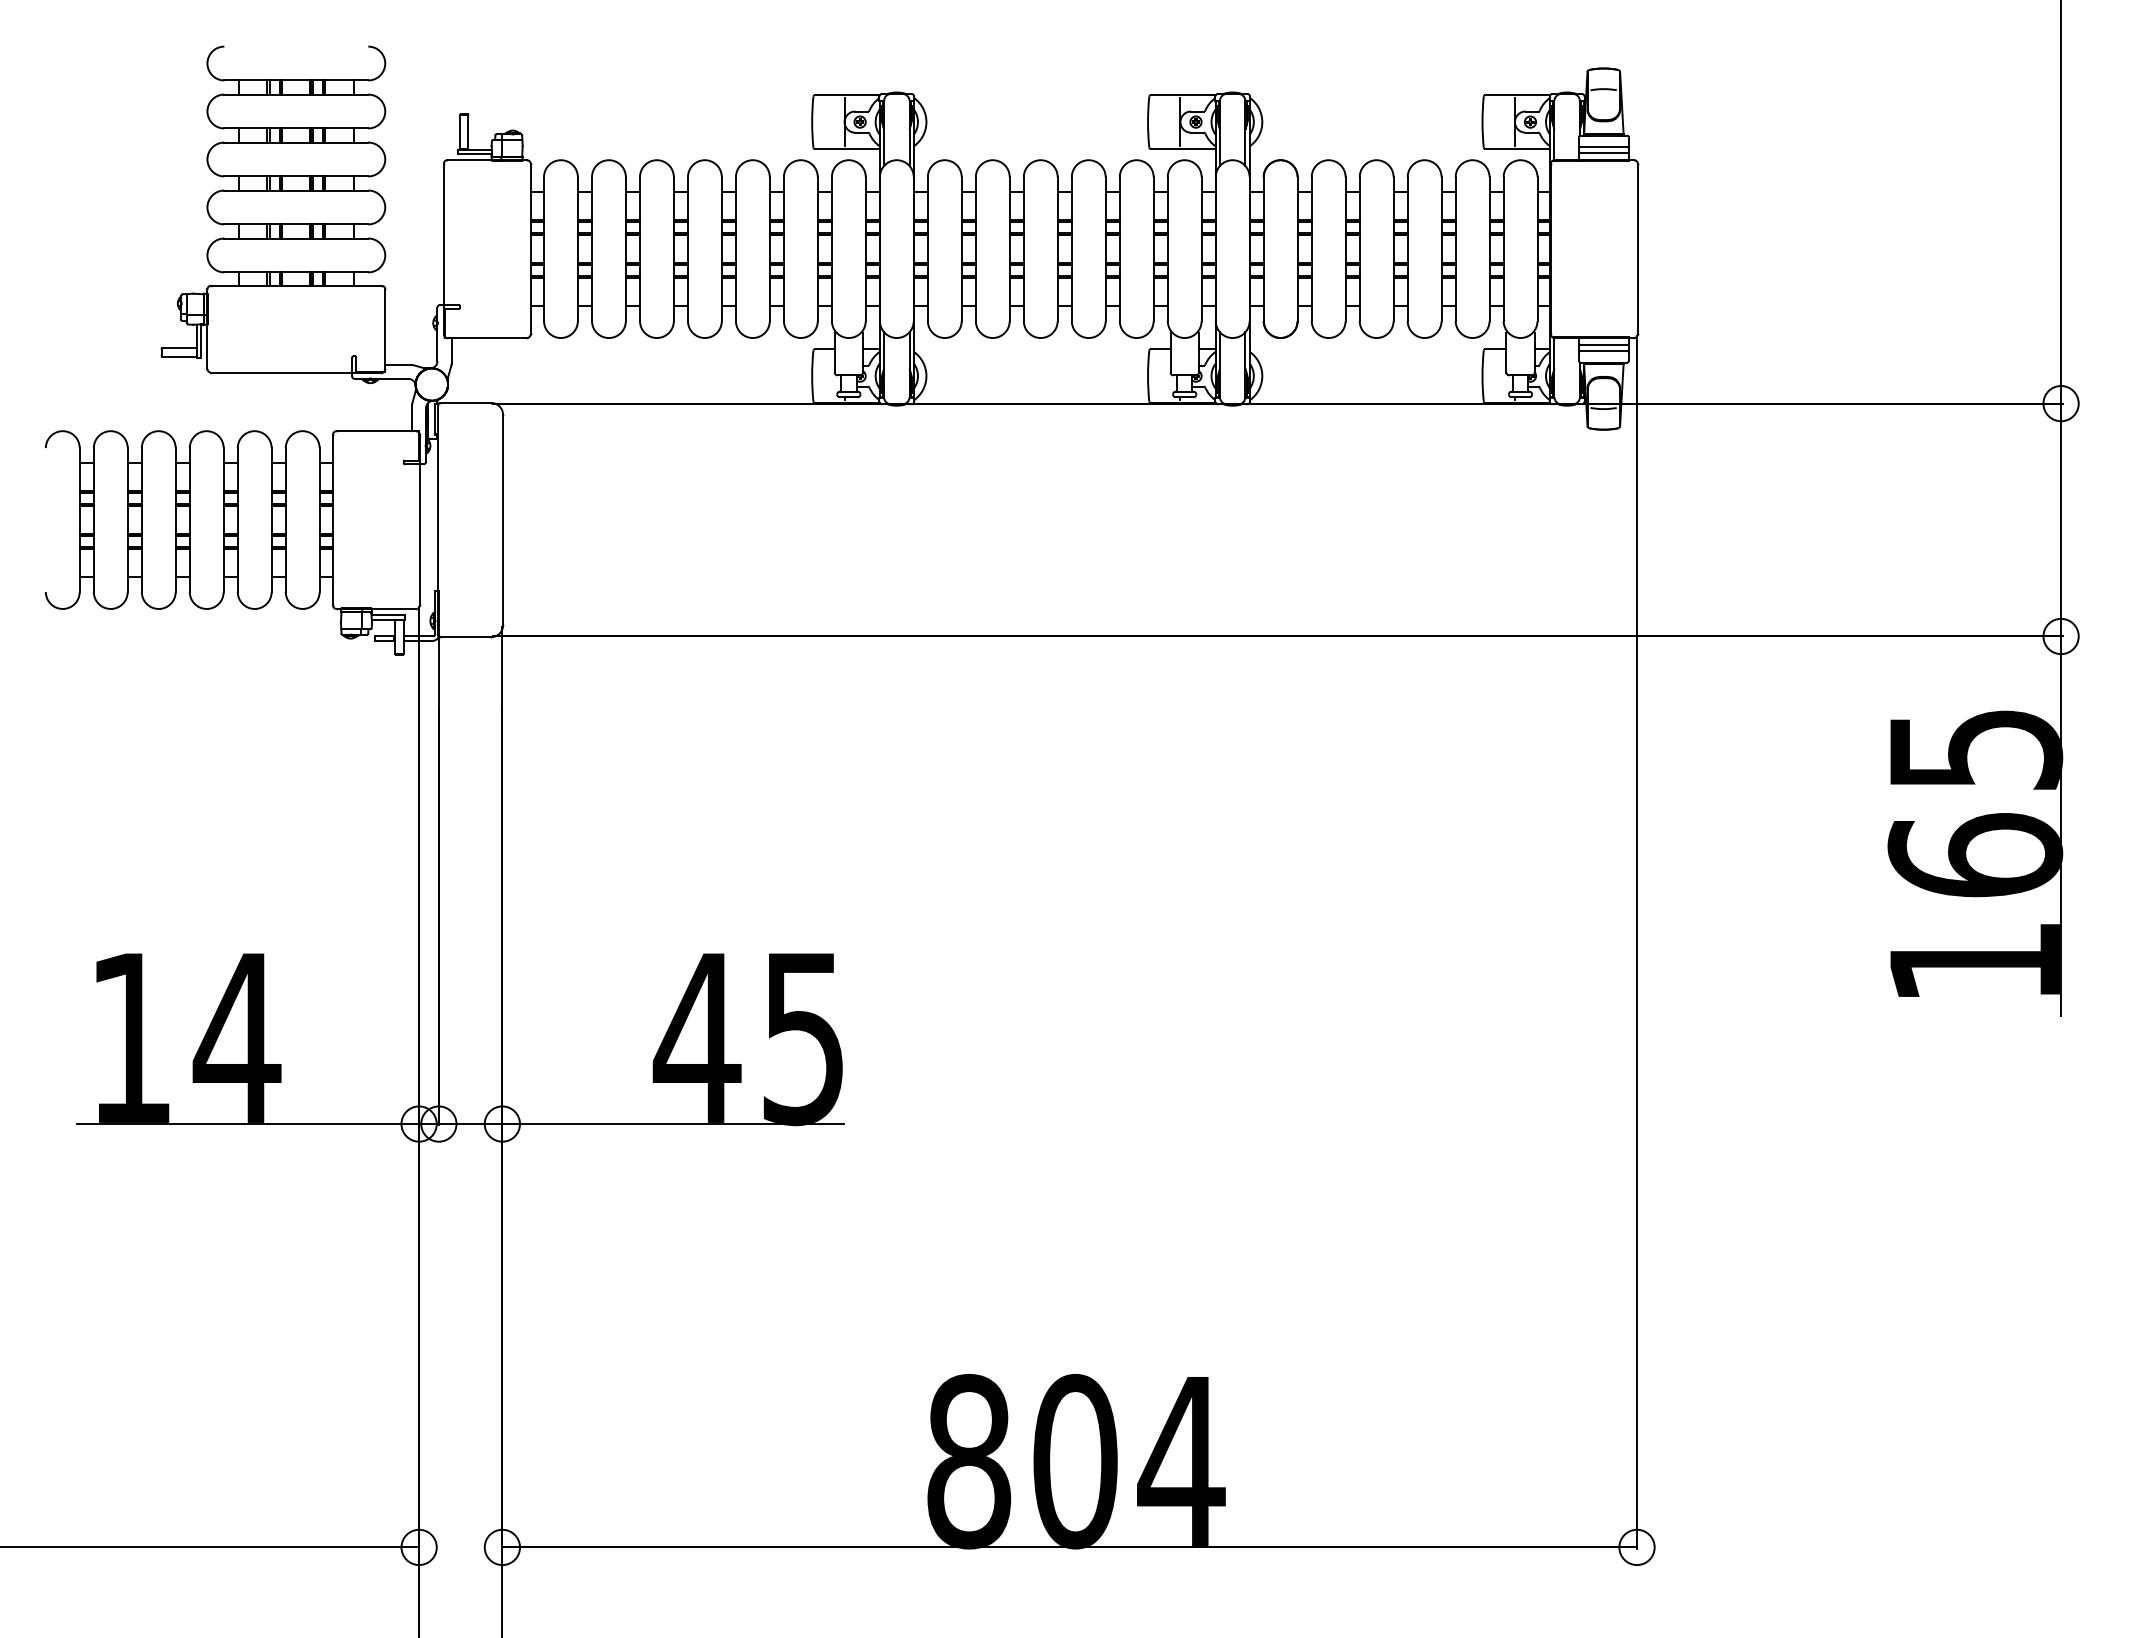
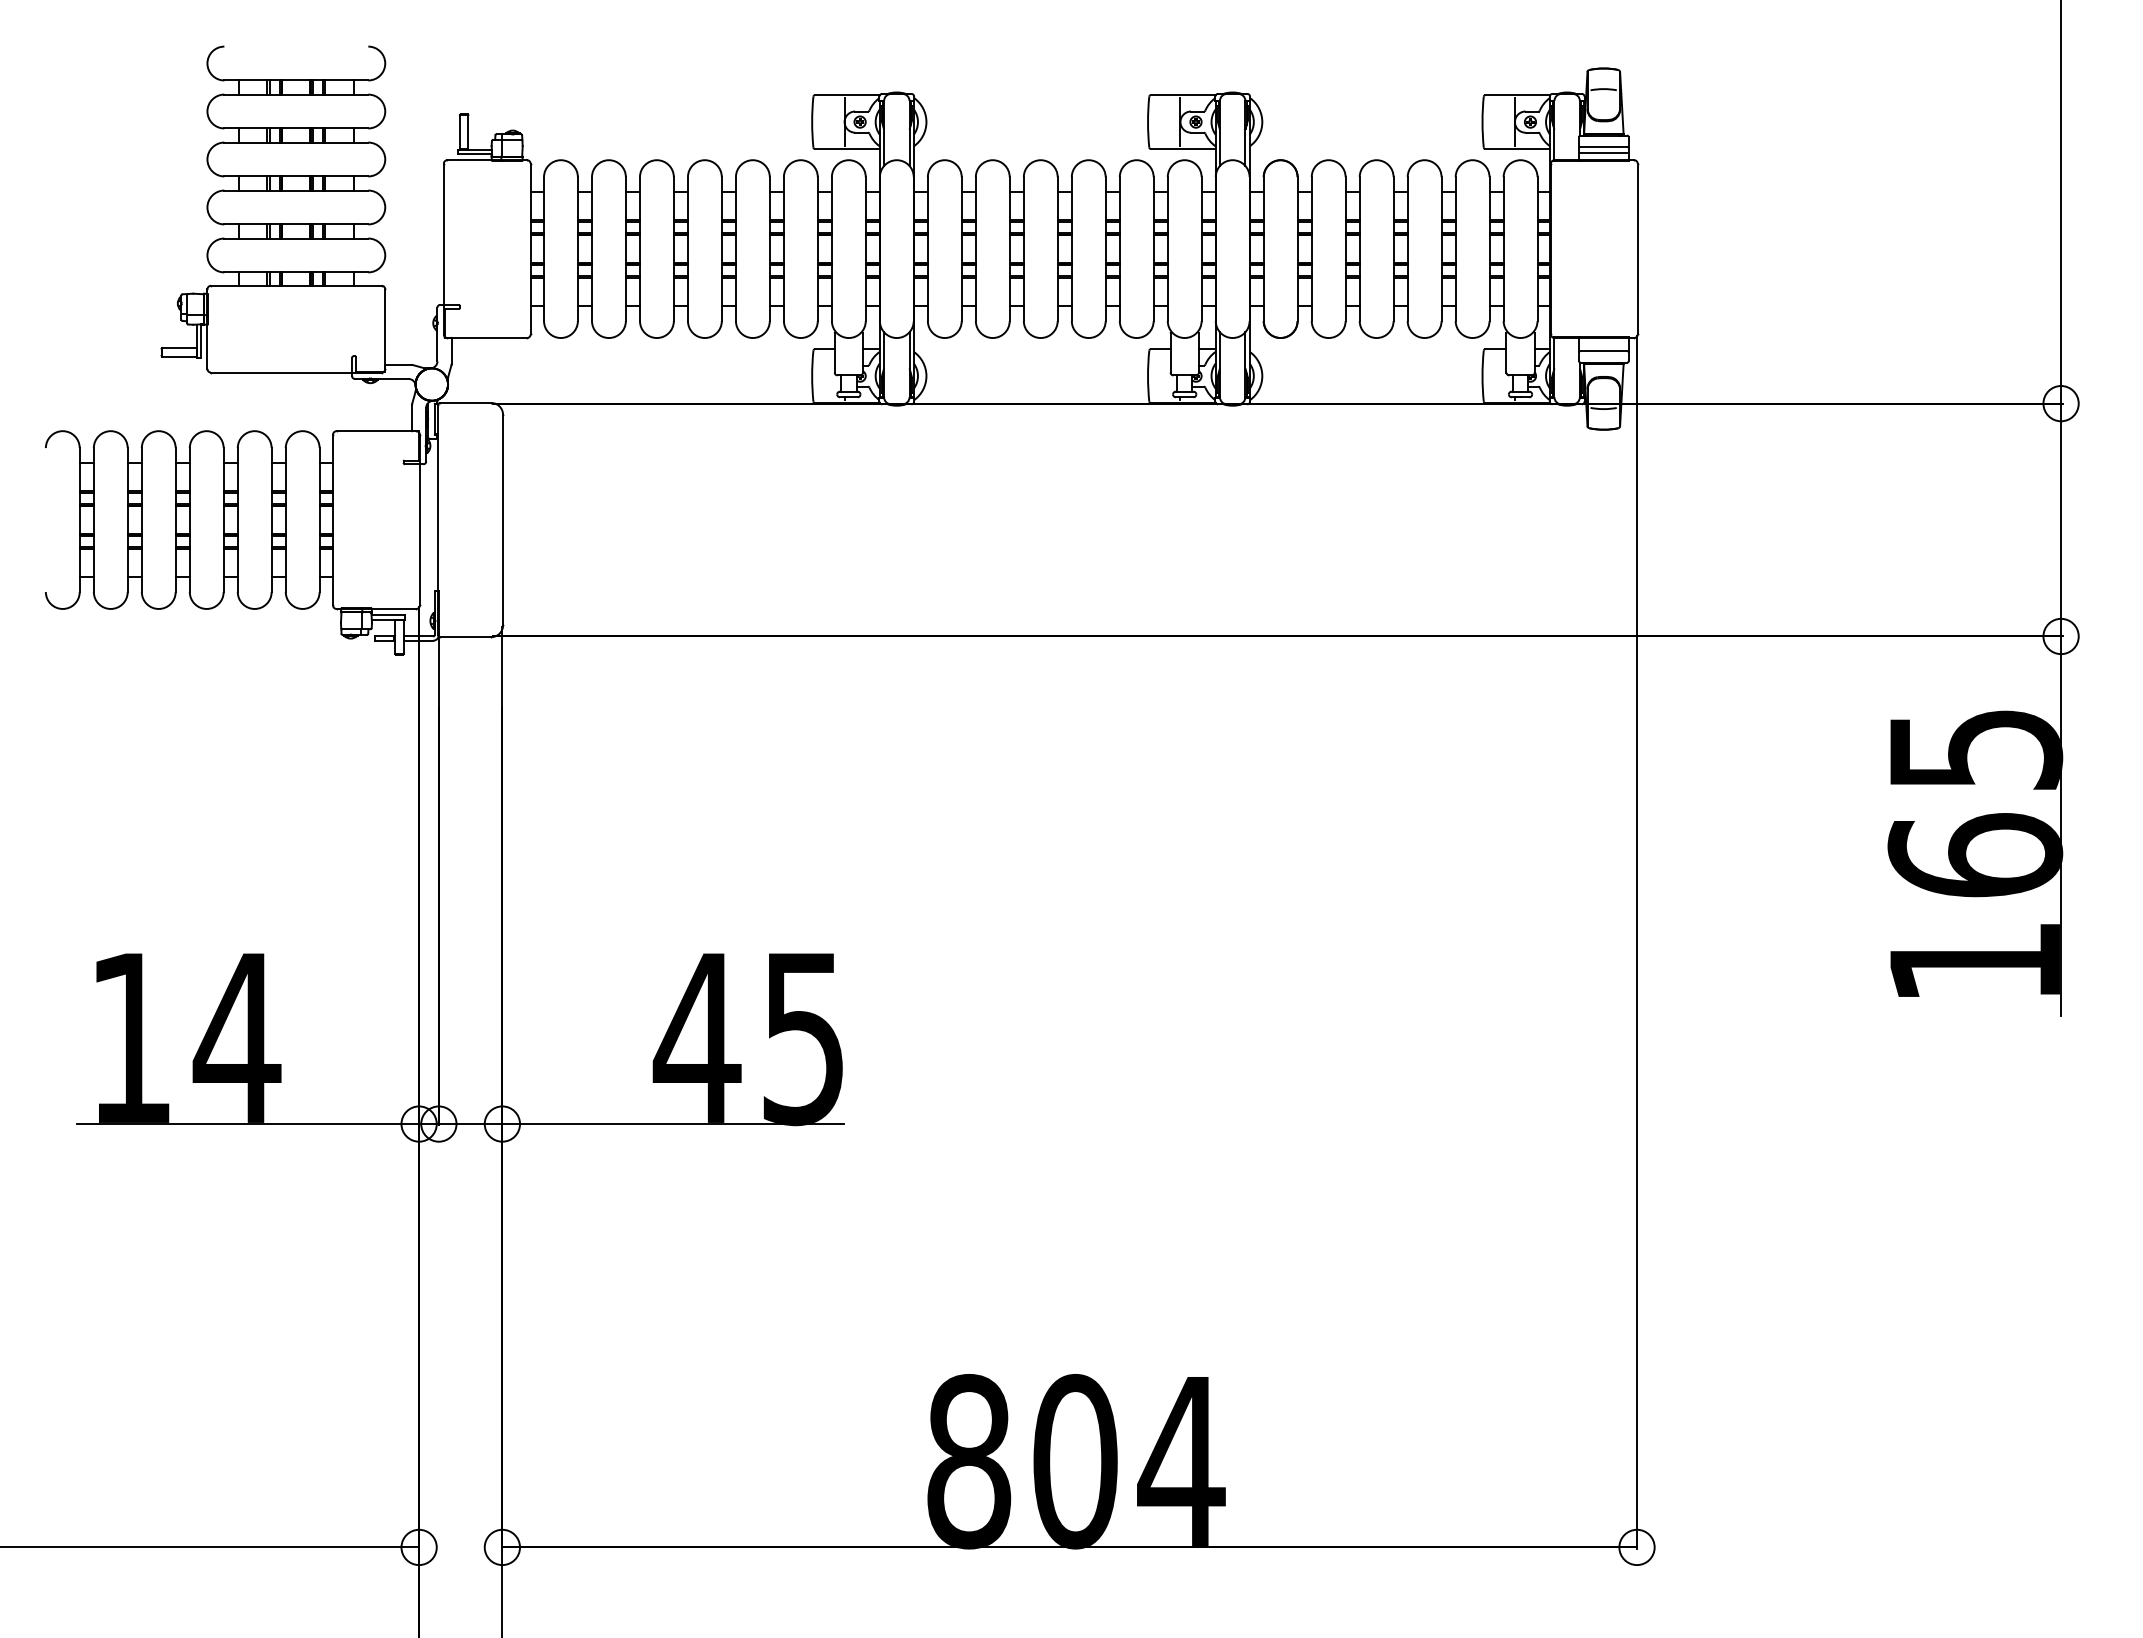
line: present -> none (1603, 345)
